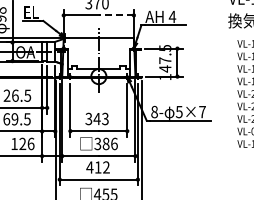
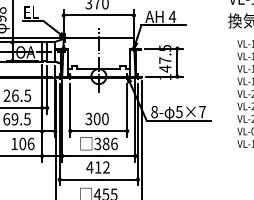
line: dashed -> solid (115, 15)
text: 343 -> 300 (100, 118)
text: 126 -> 106 (22, 143)
